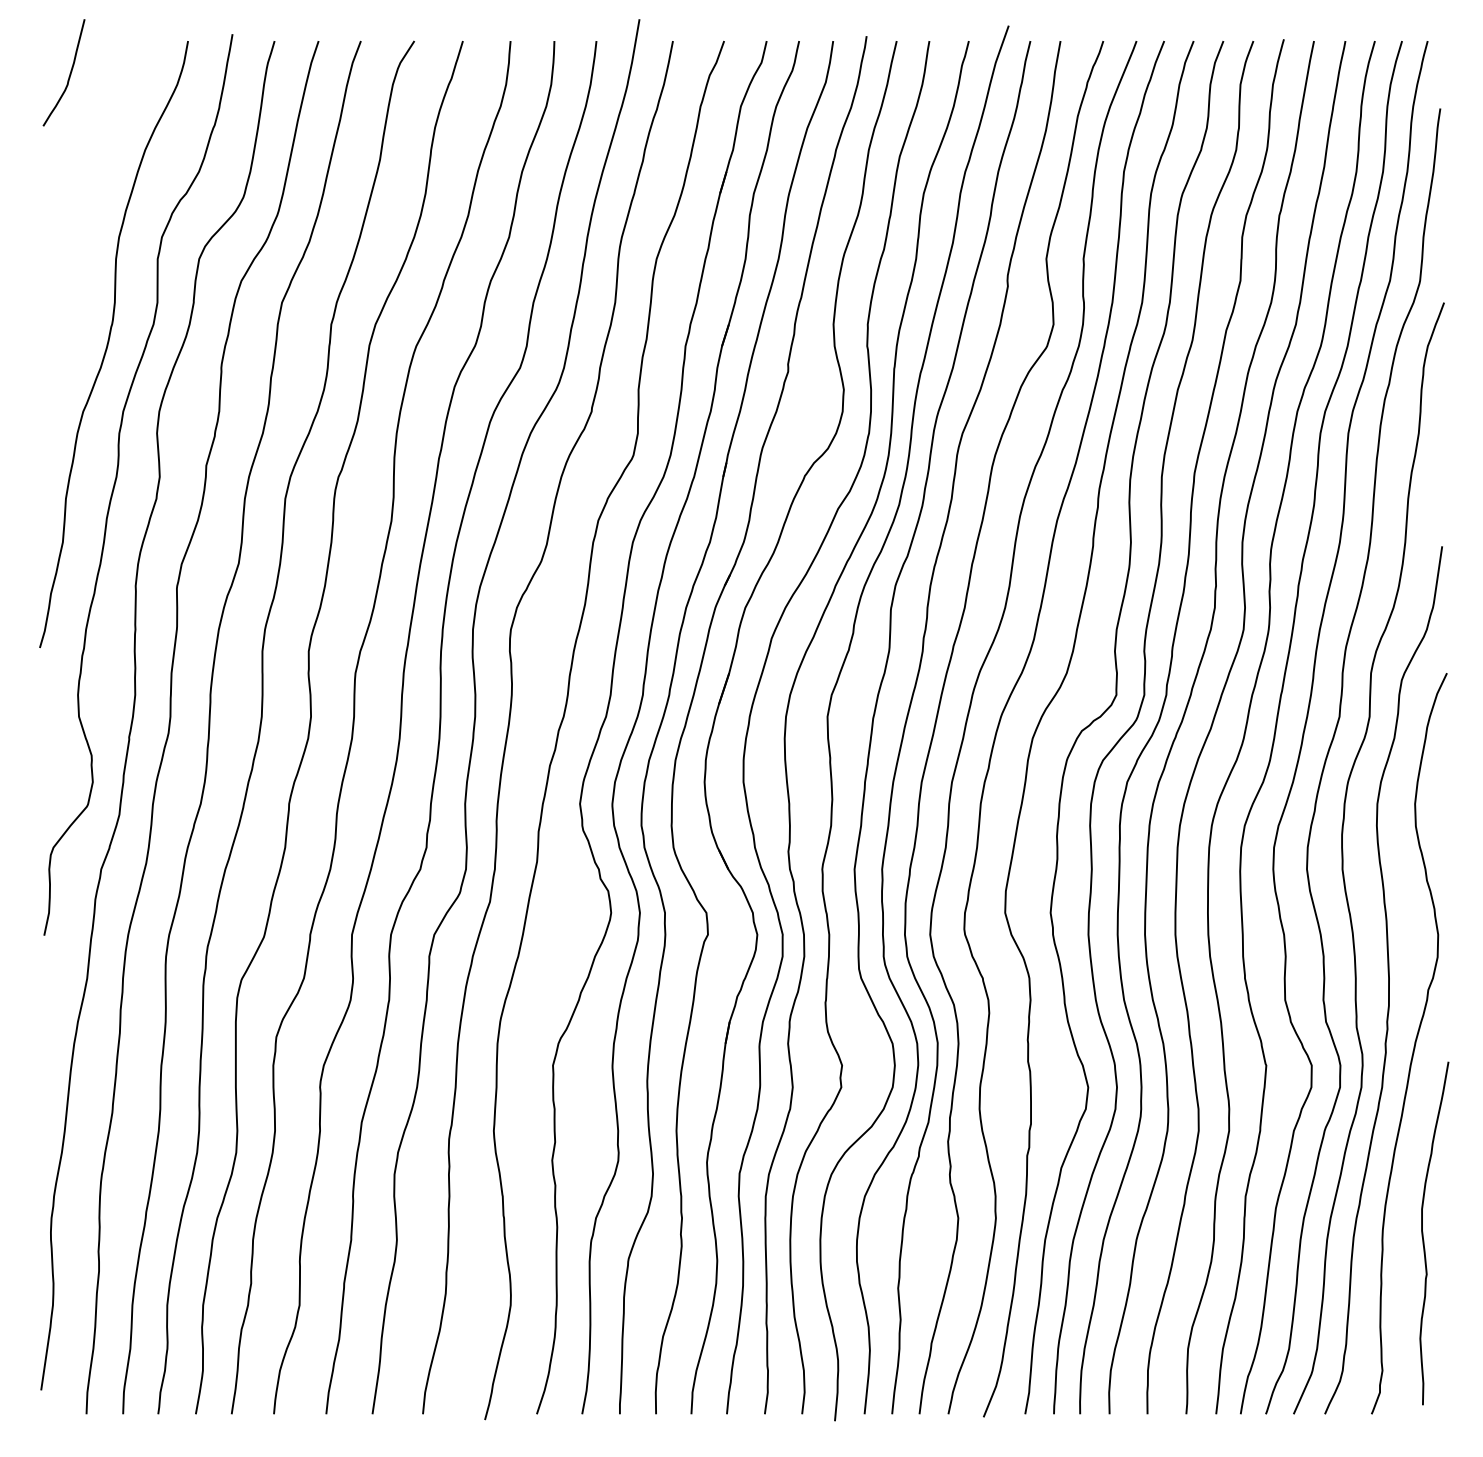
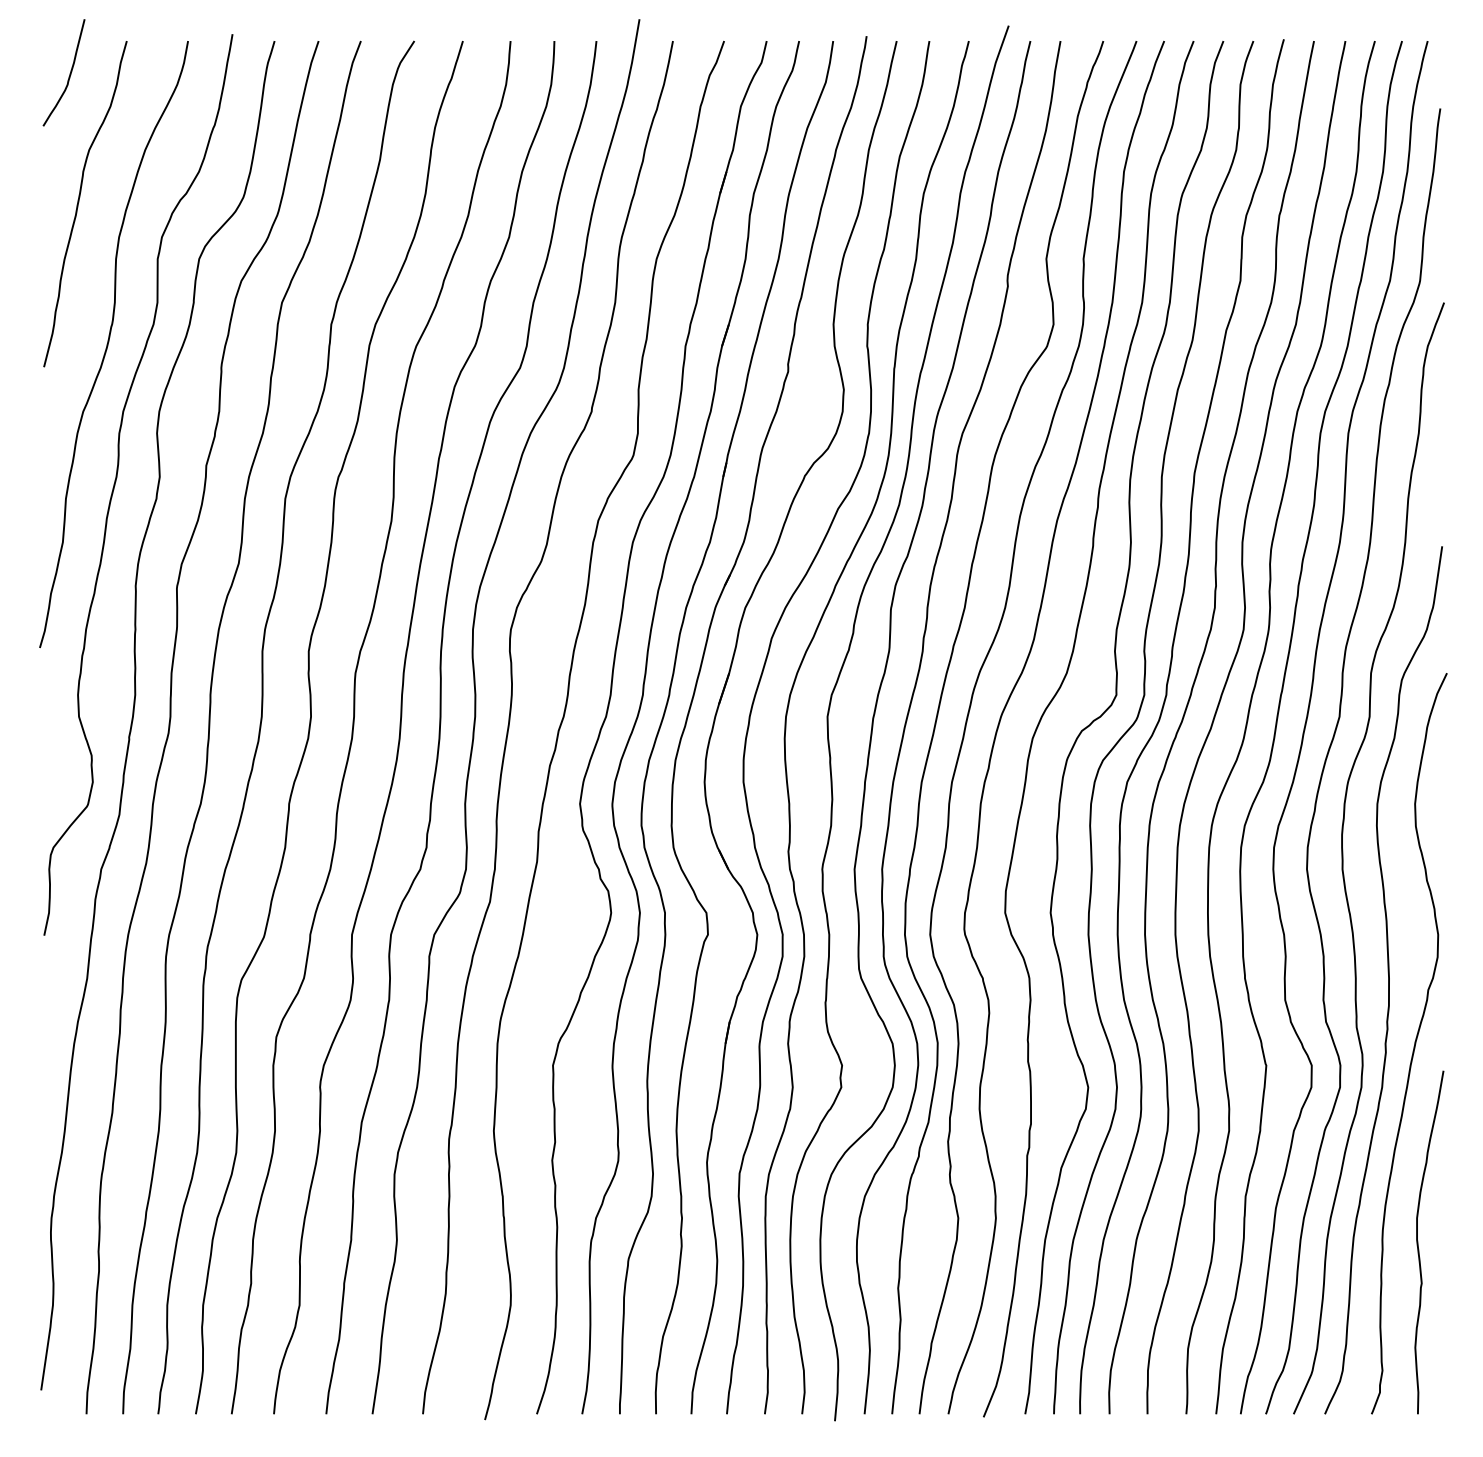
curve: none -> present (79, 202)
curve position: (1423, 1233) -> (1418, 1242) (1418, 1242)
